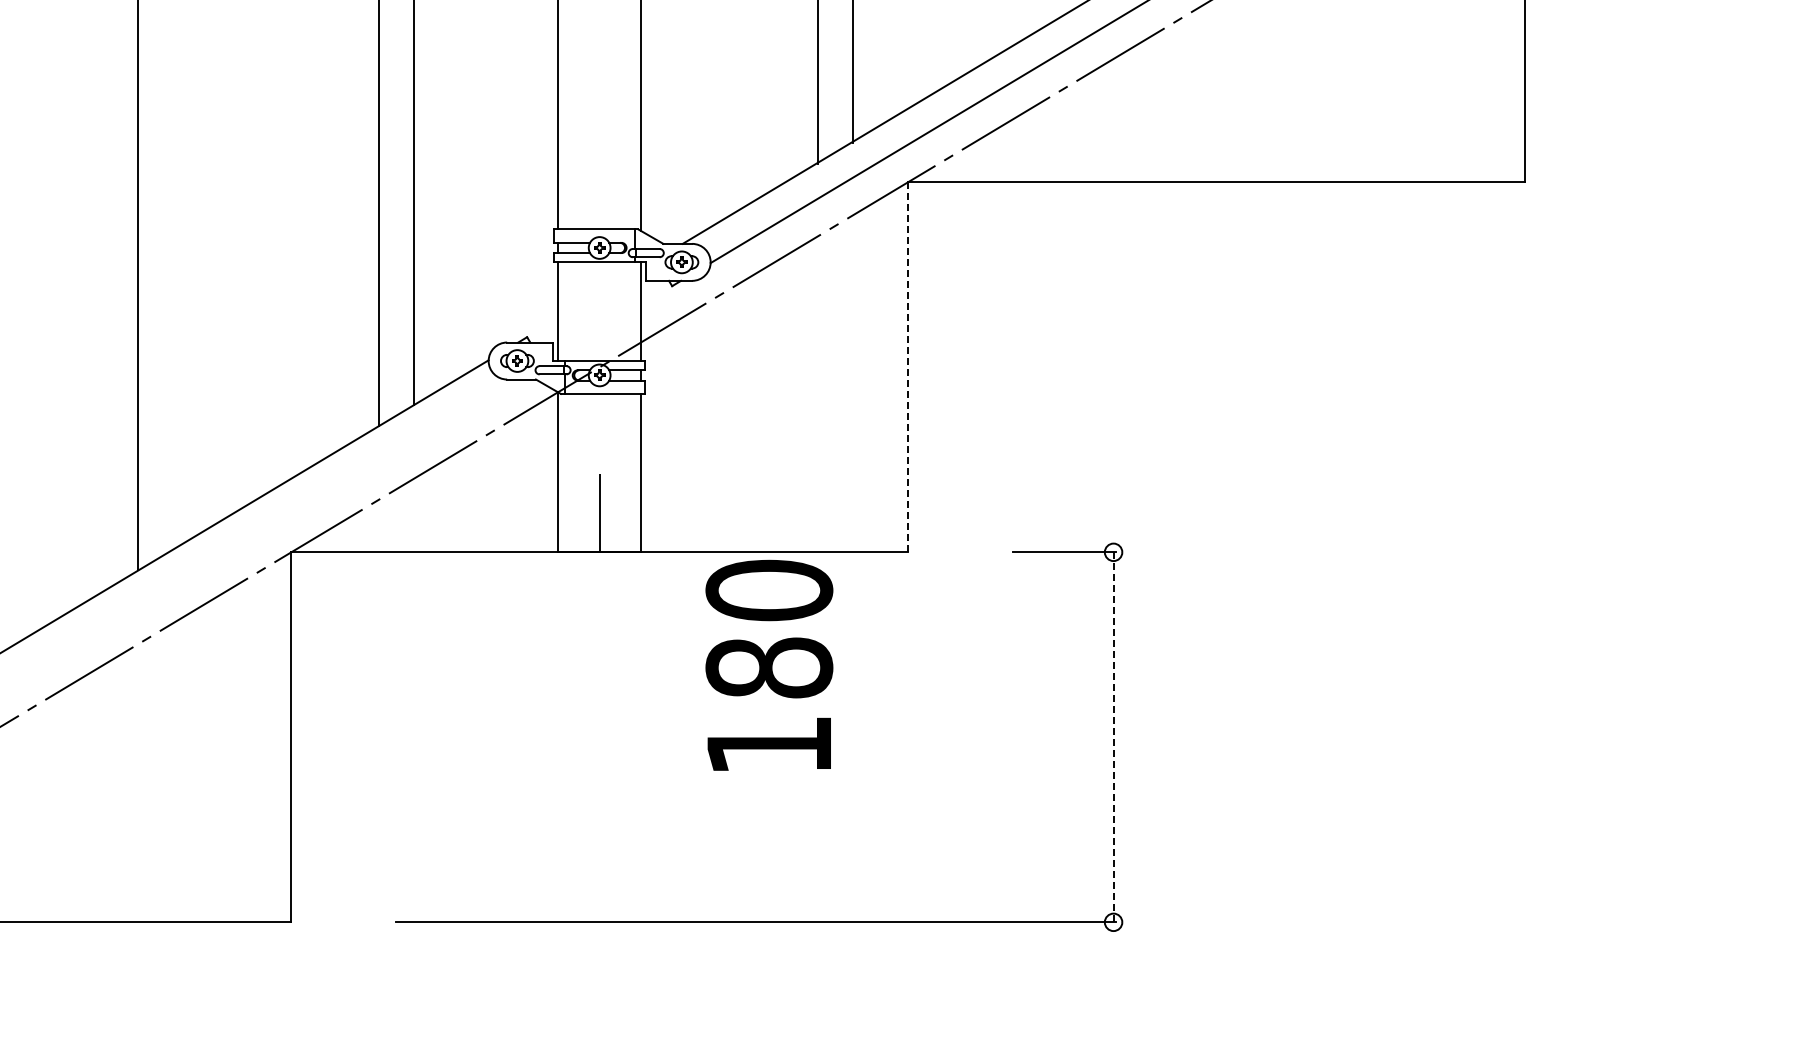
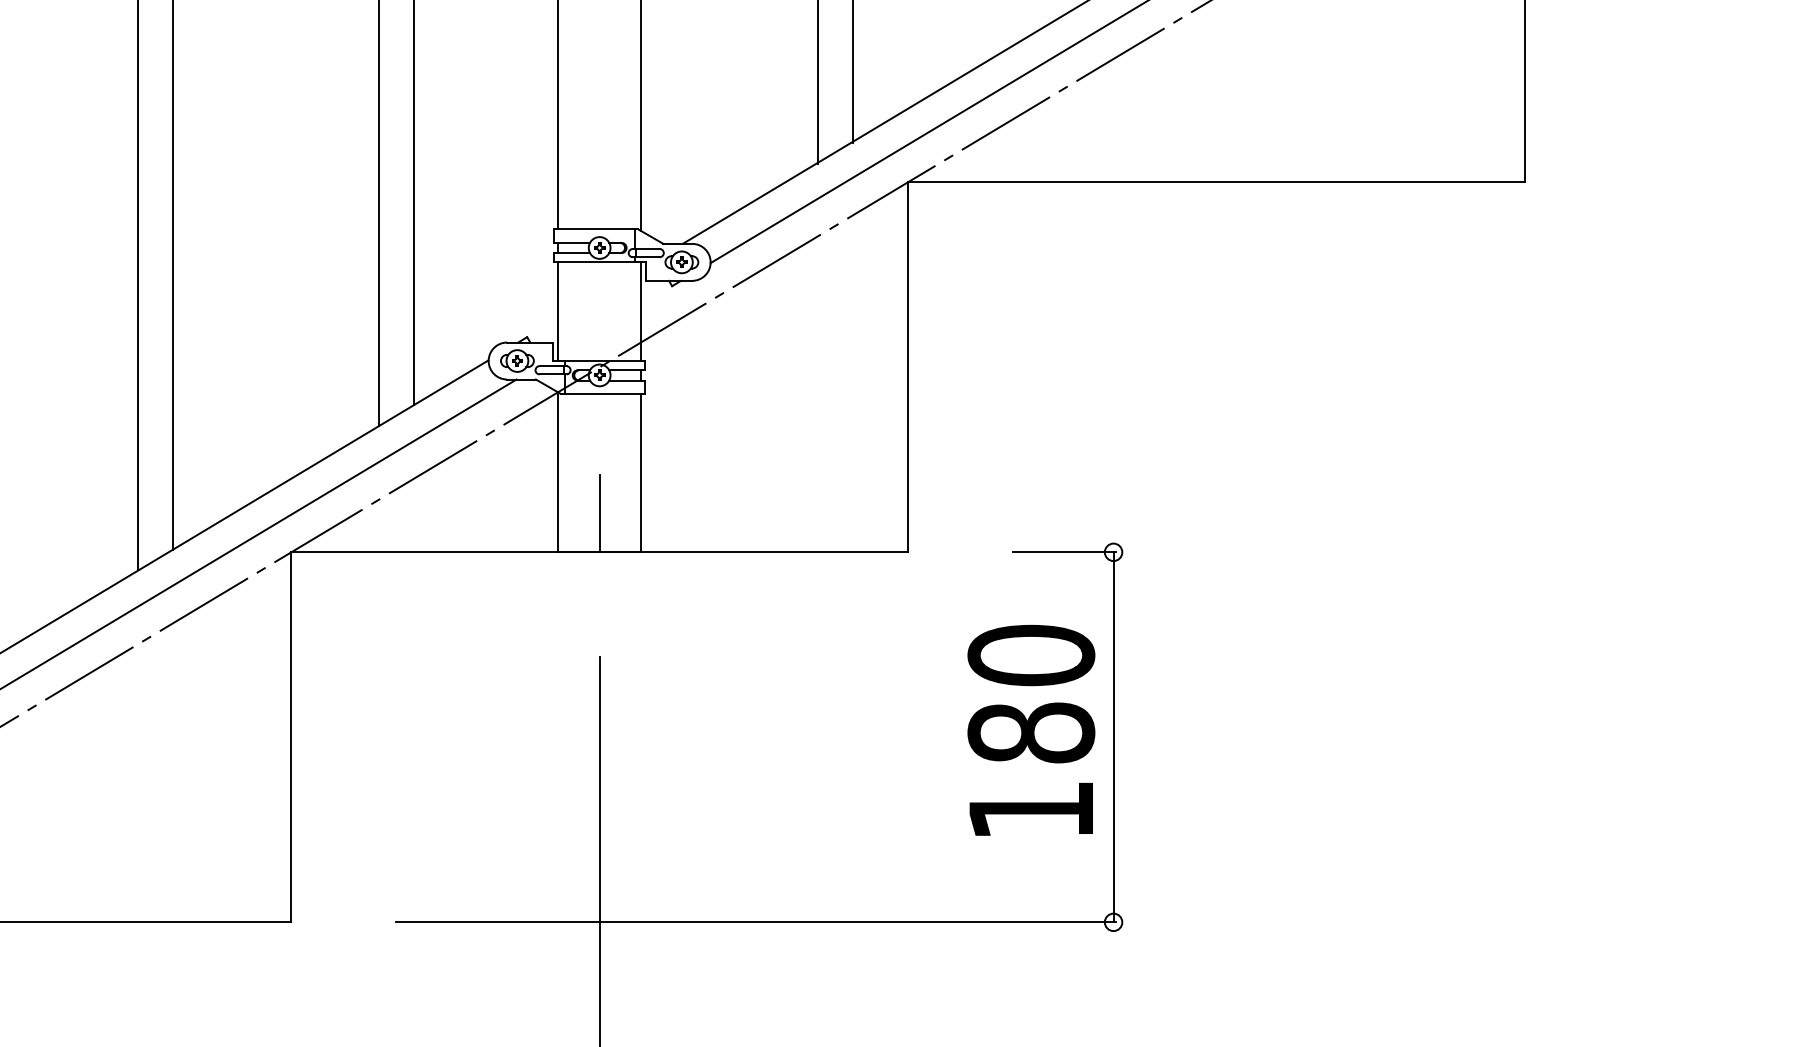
line: none -> present (173, 275)
line: dashed -> solid (908, 366)
line: none -> present (259, 533)
text position: (769, 664) -> (1031, 729) (1031, 729)
line: dashed -> solid (1113, 737)
line: none -> present (599, 850)
